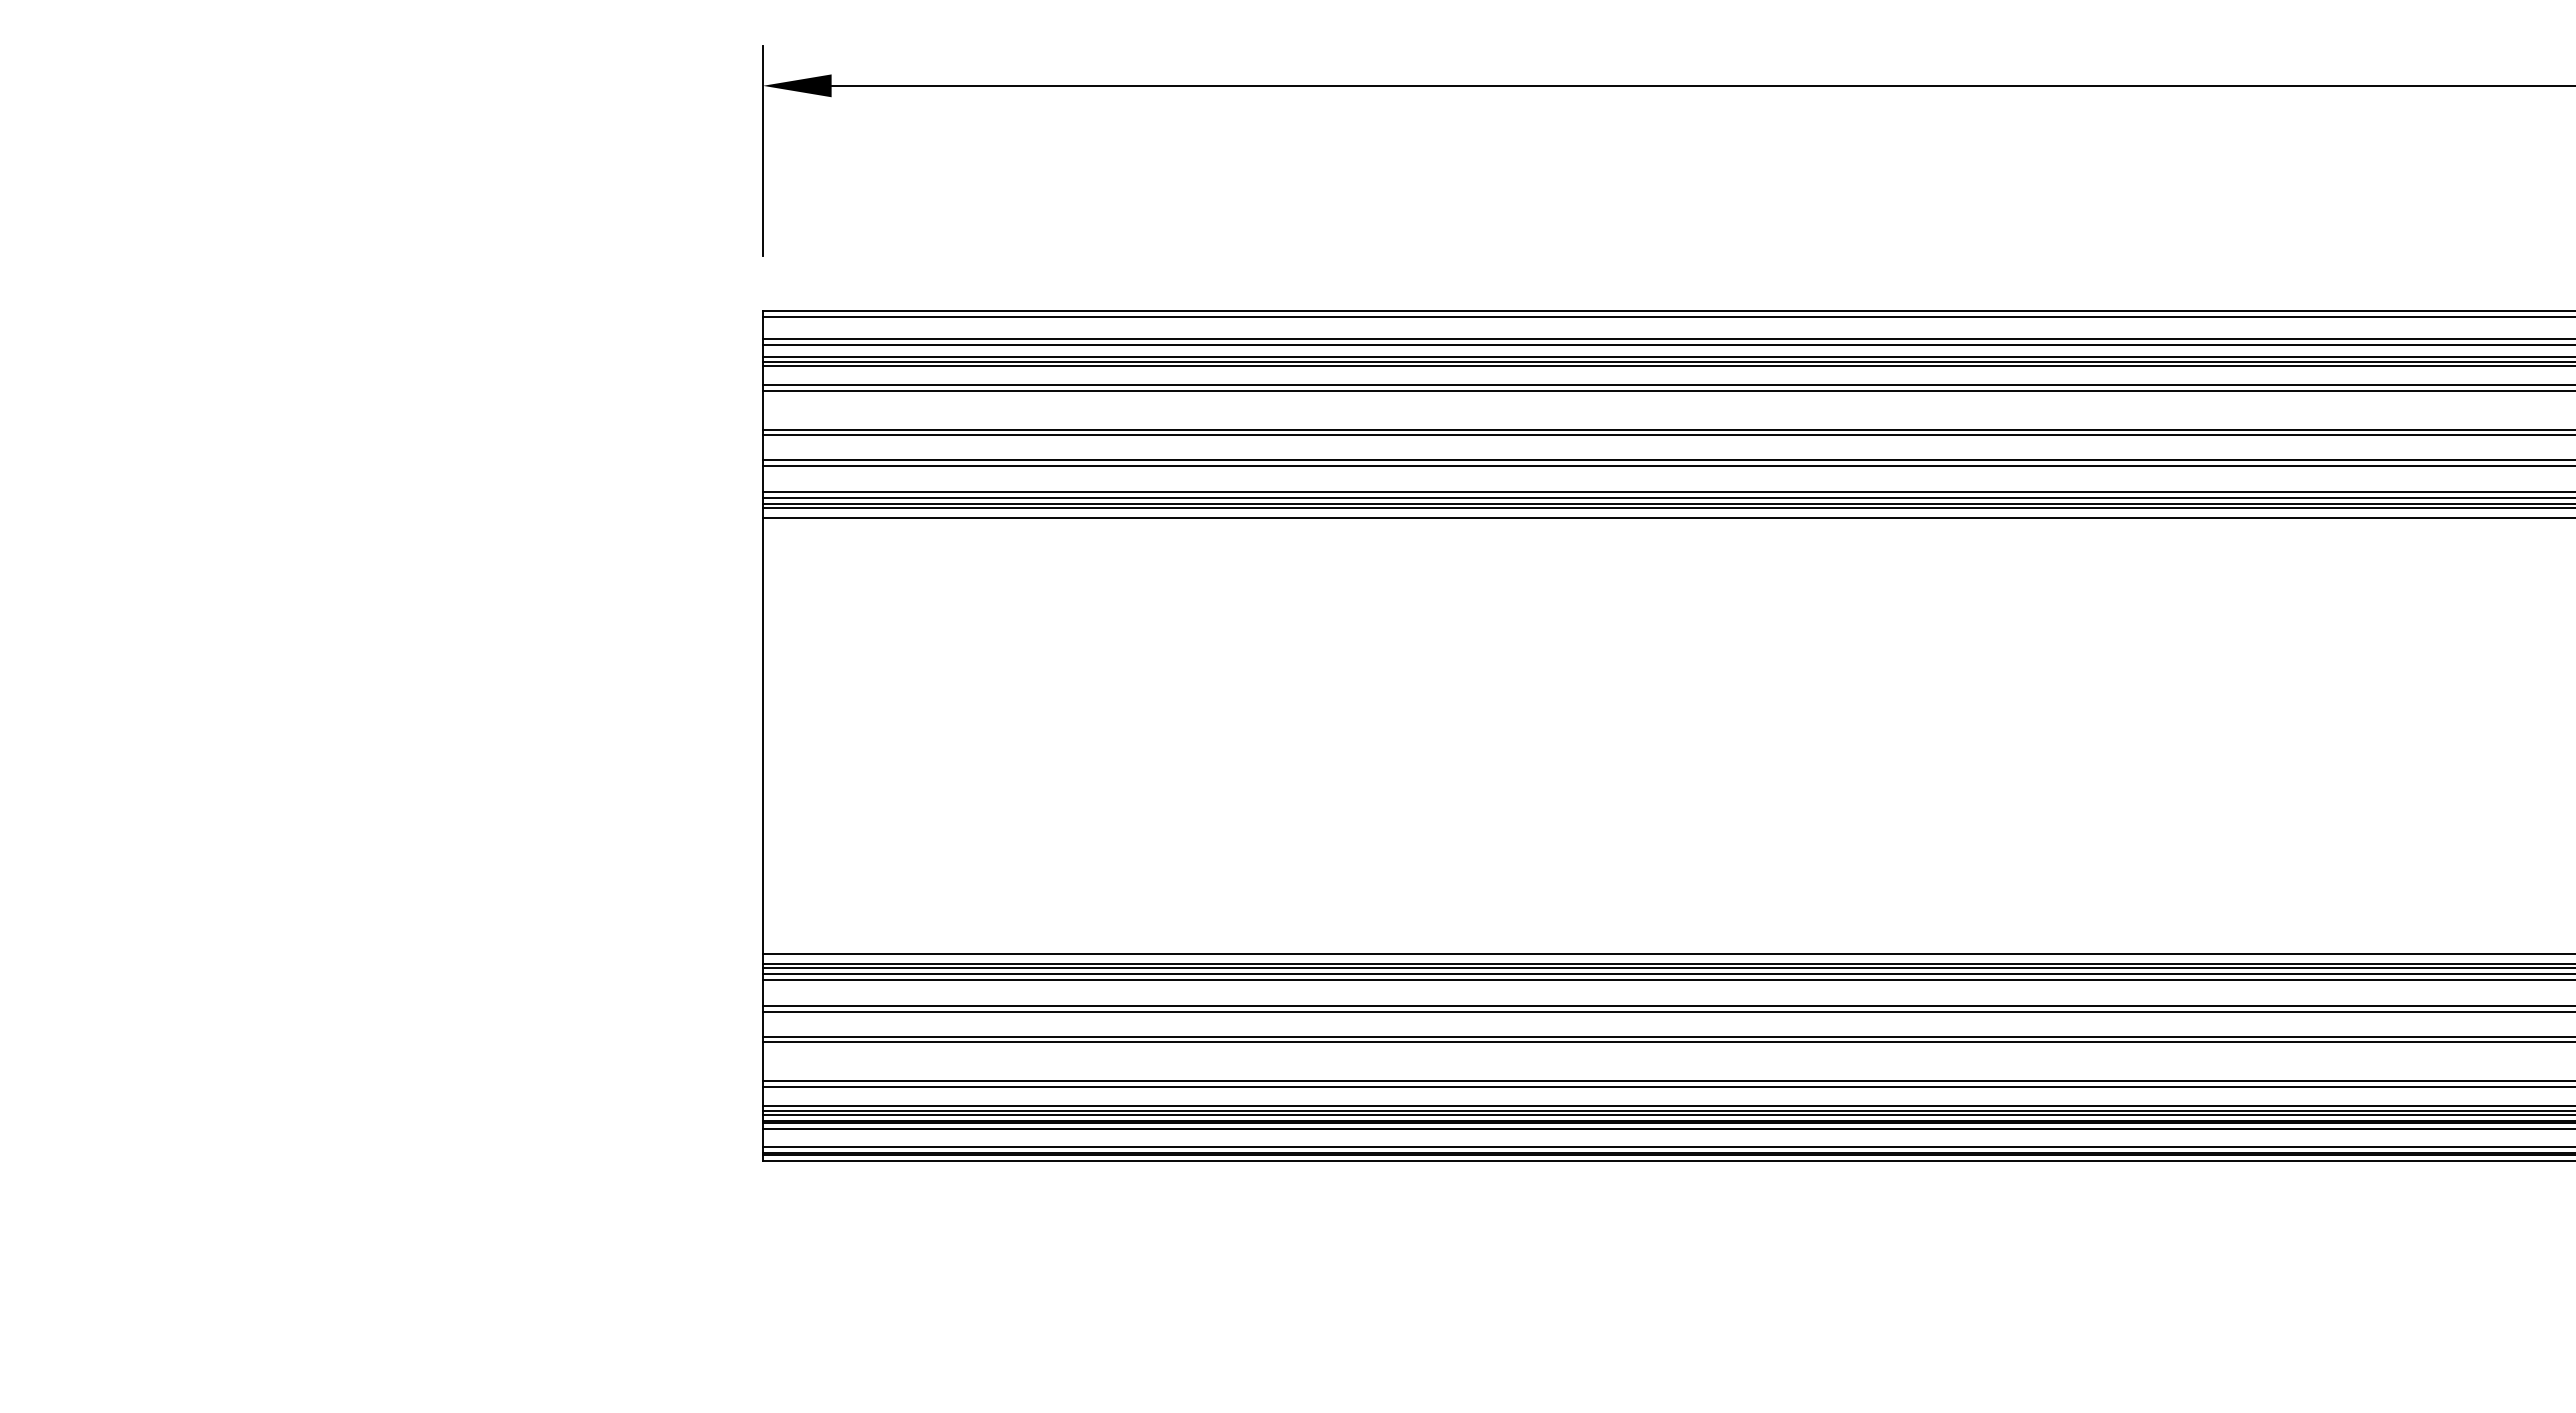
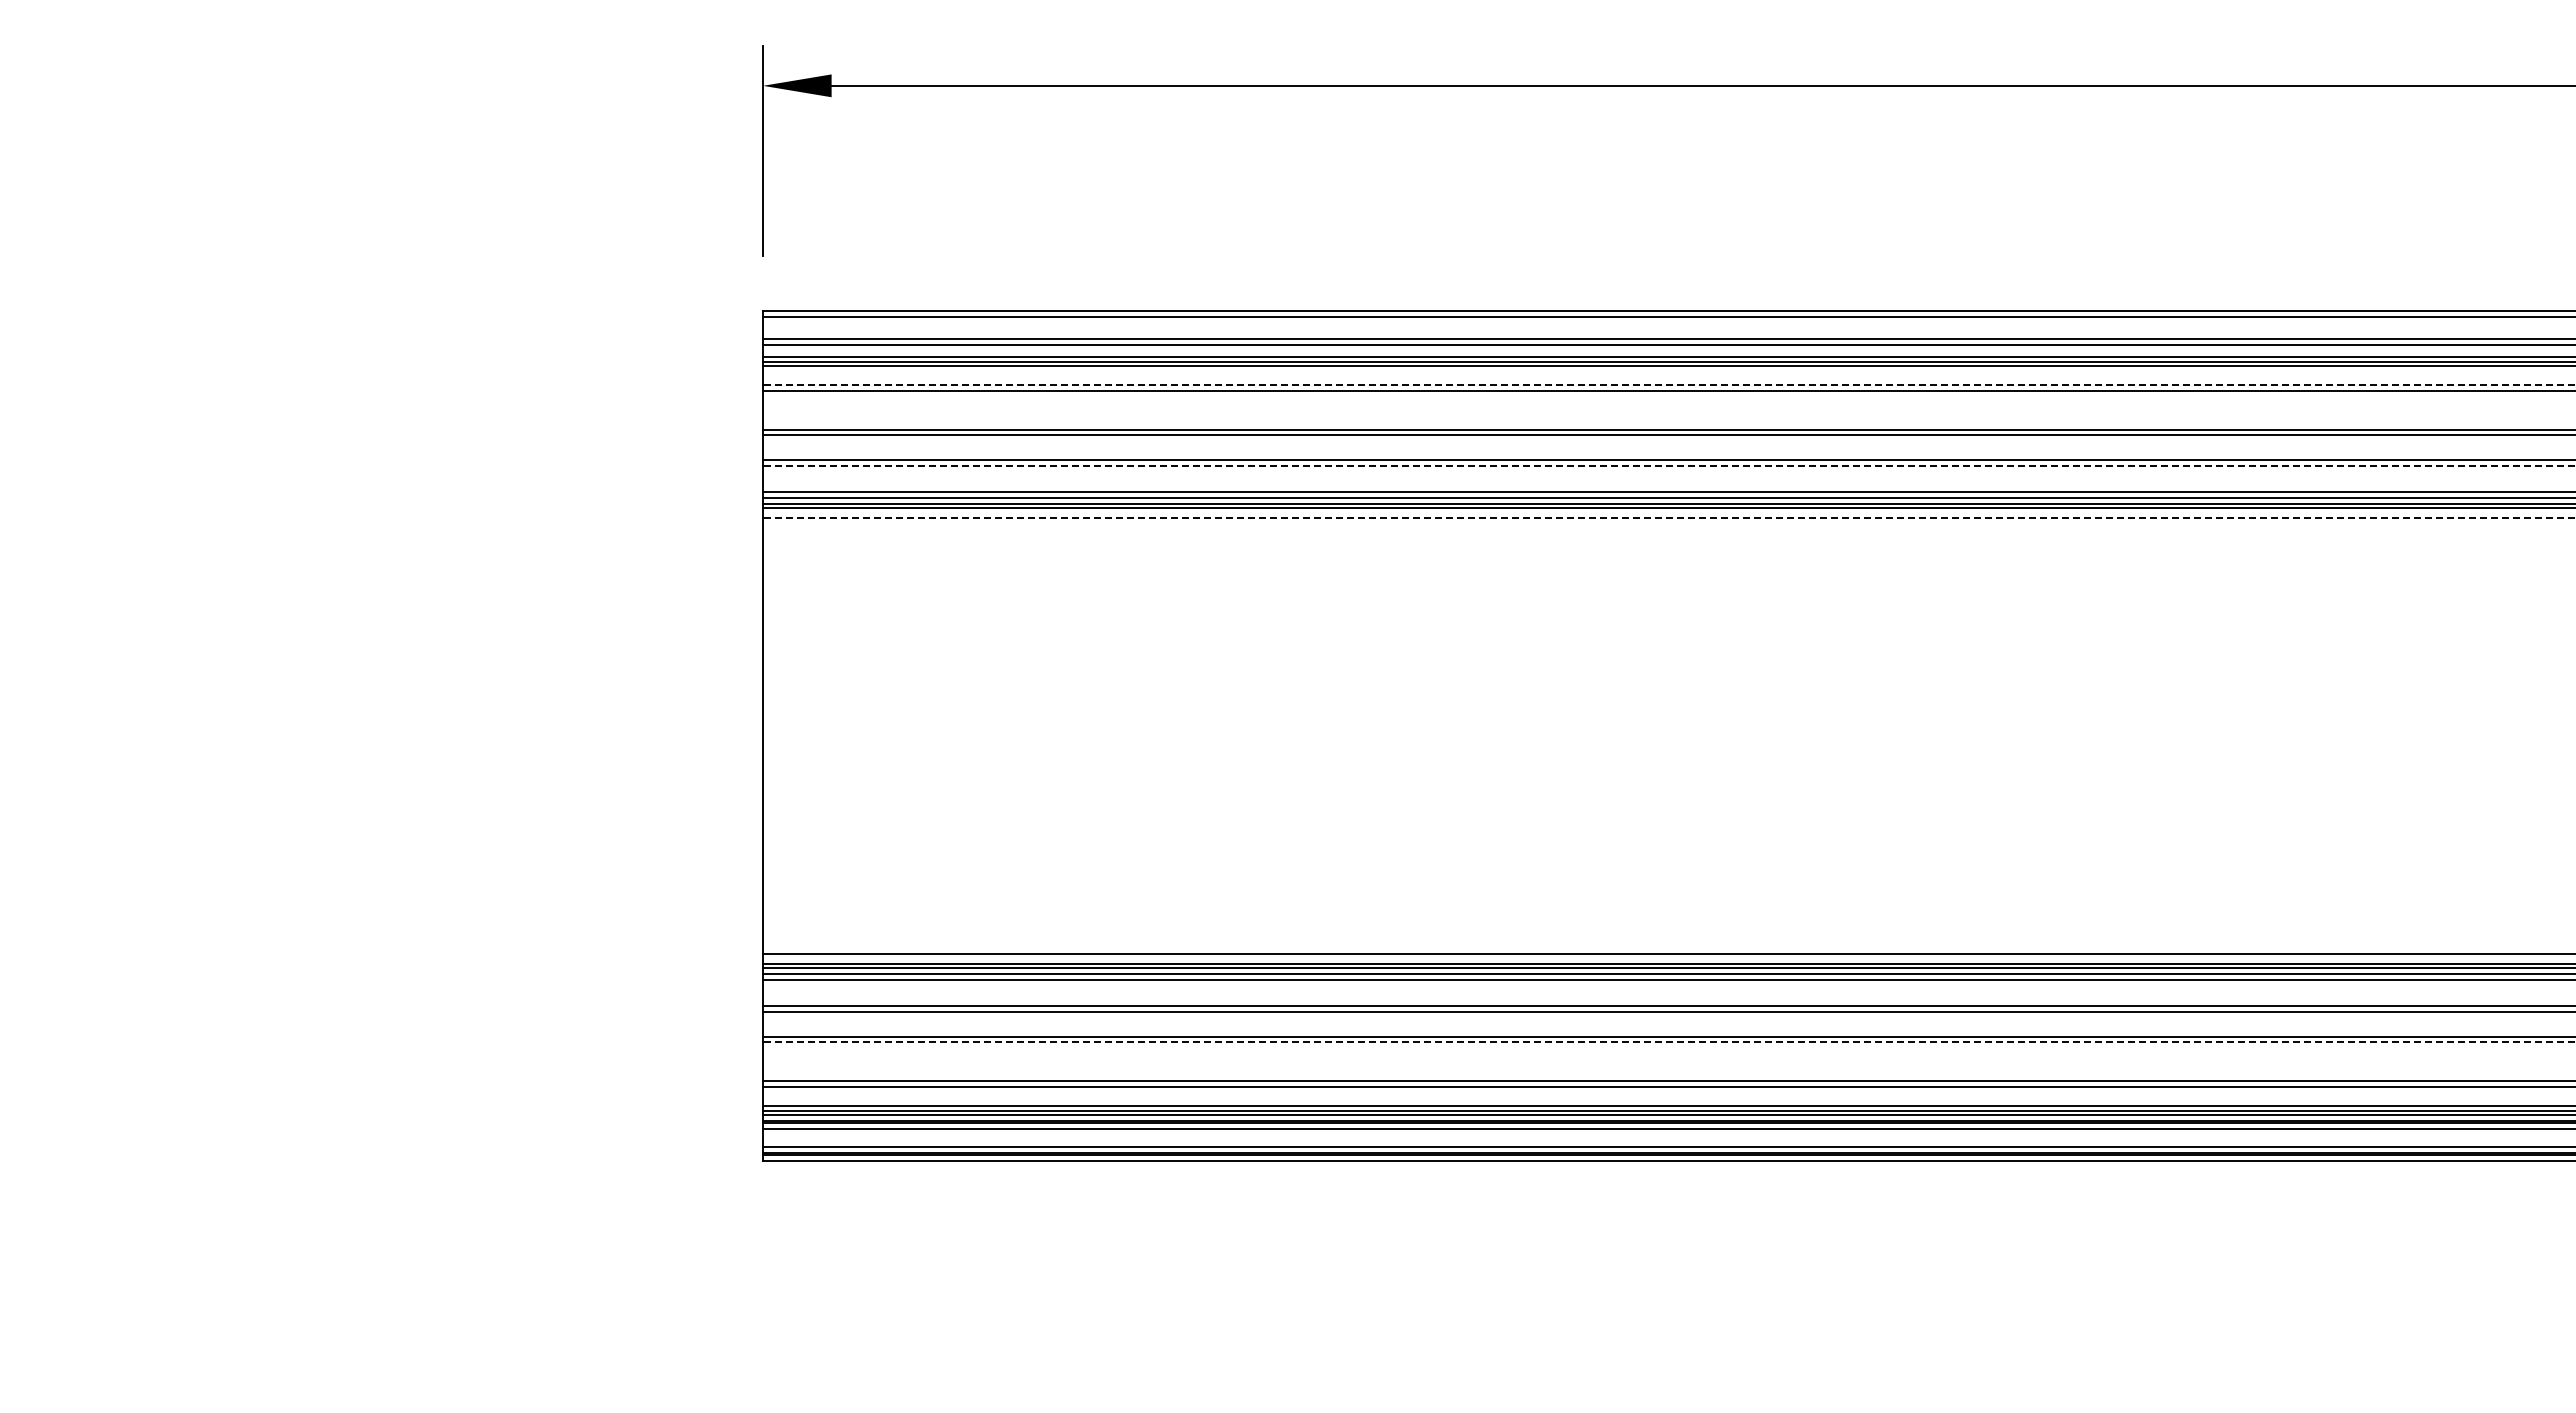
line: solid -> dashed (1669, 385)
line: solid -> dashed (1669, 465)
line: solid -> dashed (1669, 517)
line: solid -> dashed (1669, 1042)
